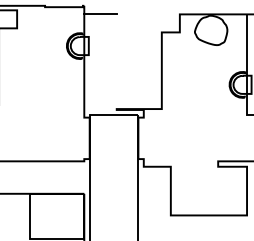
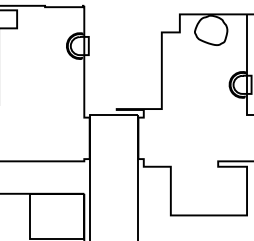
line: present -> none (100, 14)
